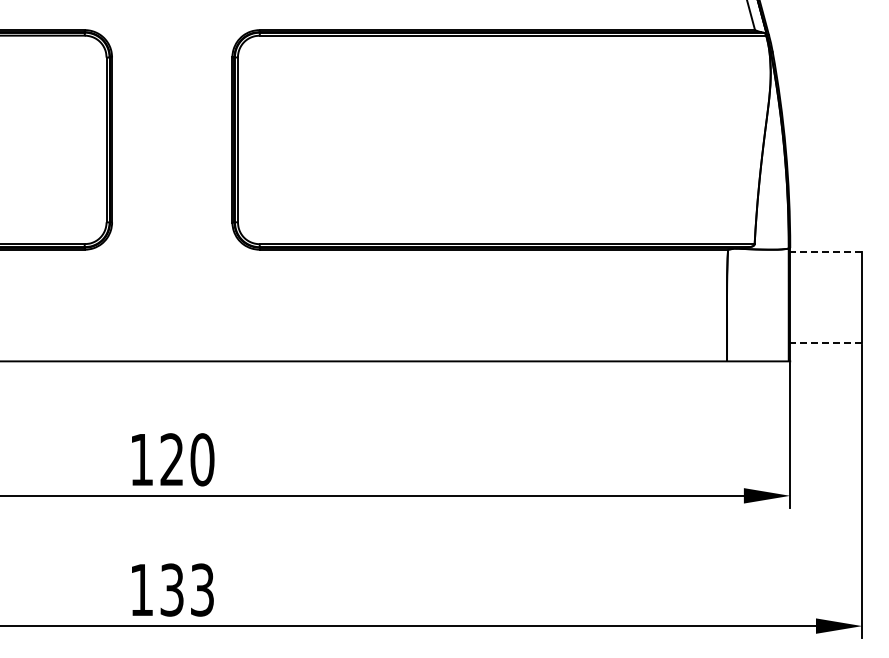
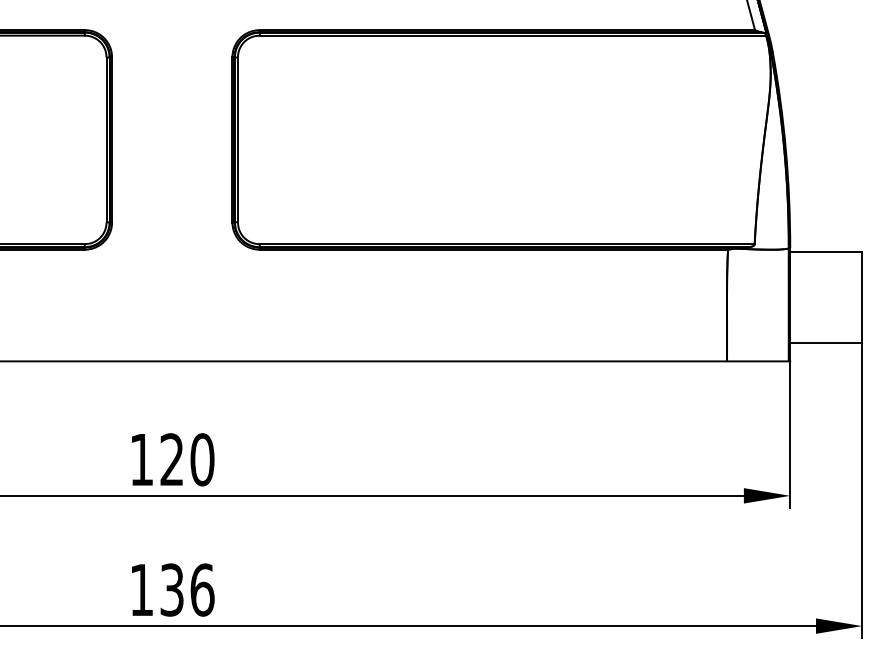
line: dashed -> solid (825, 252)
line: dashed -> solid (825, 342)
text: 133 -> 136 (202, 589)
